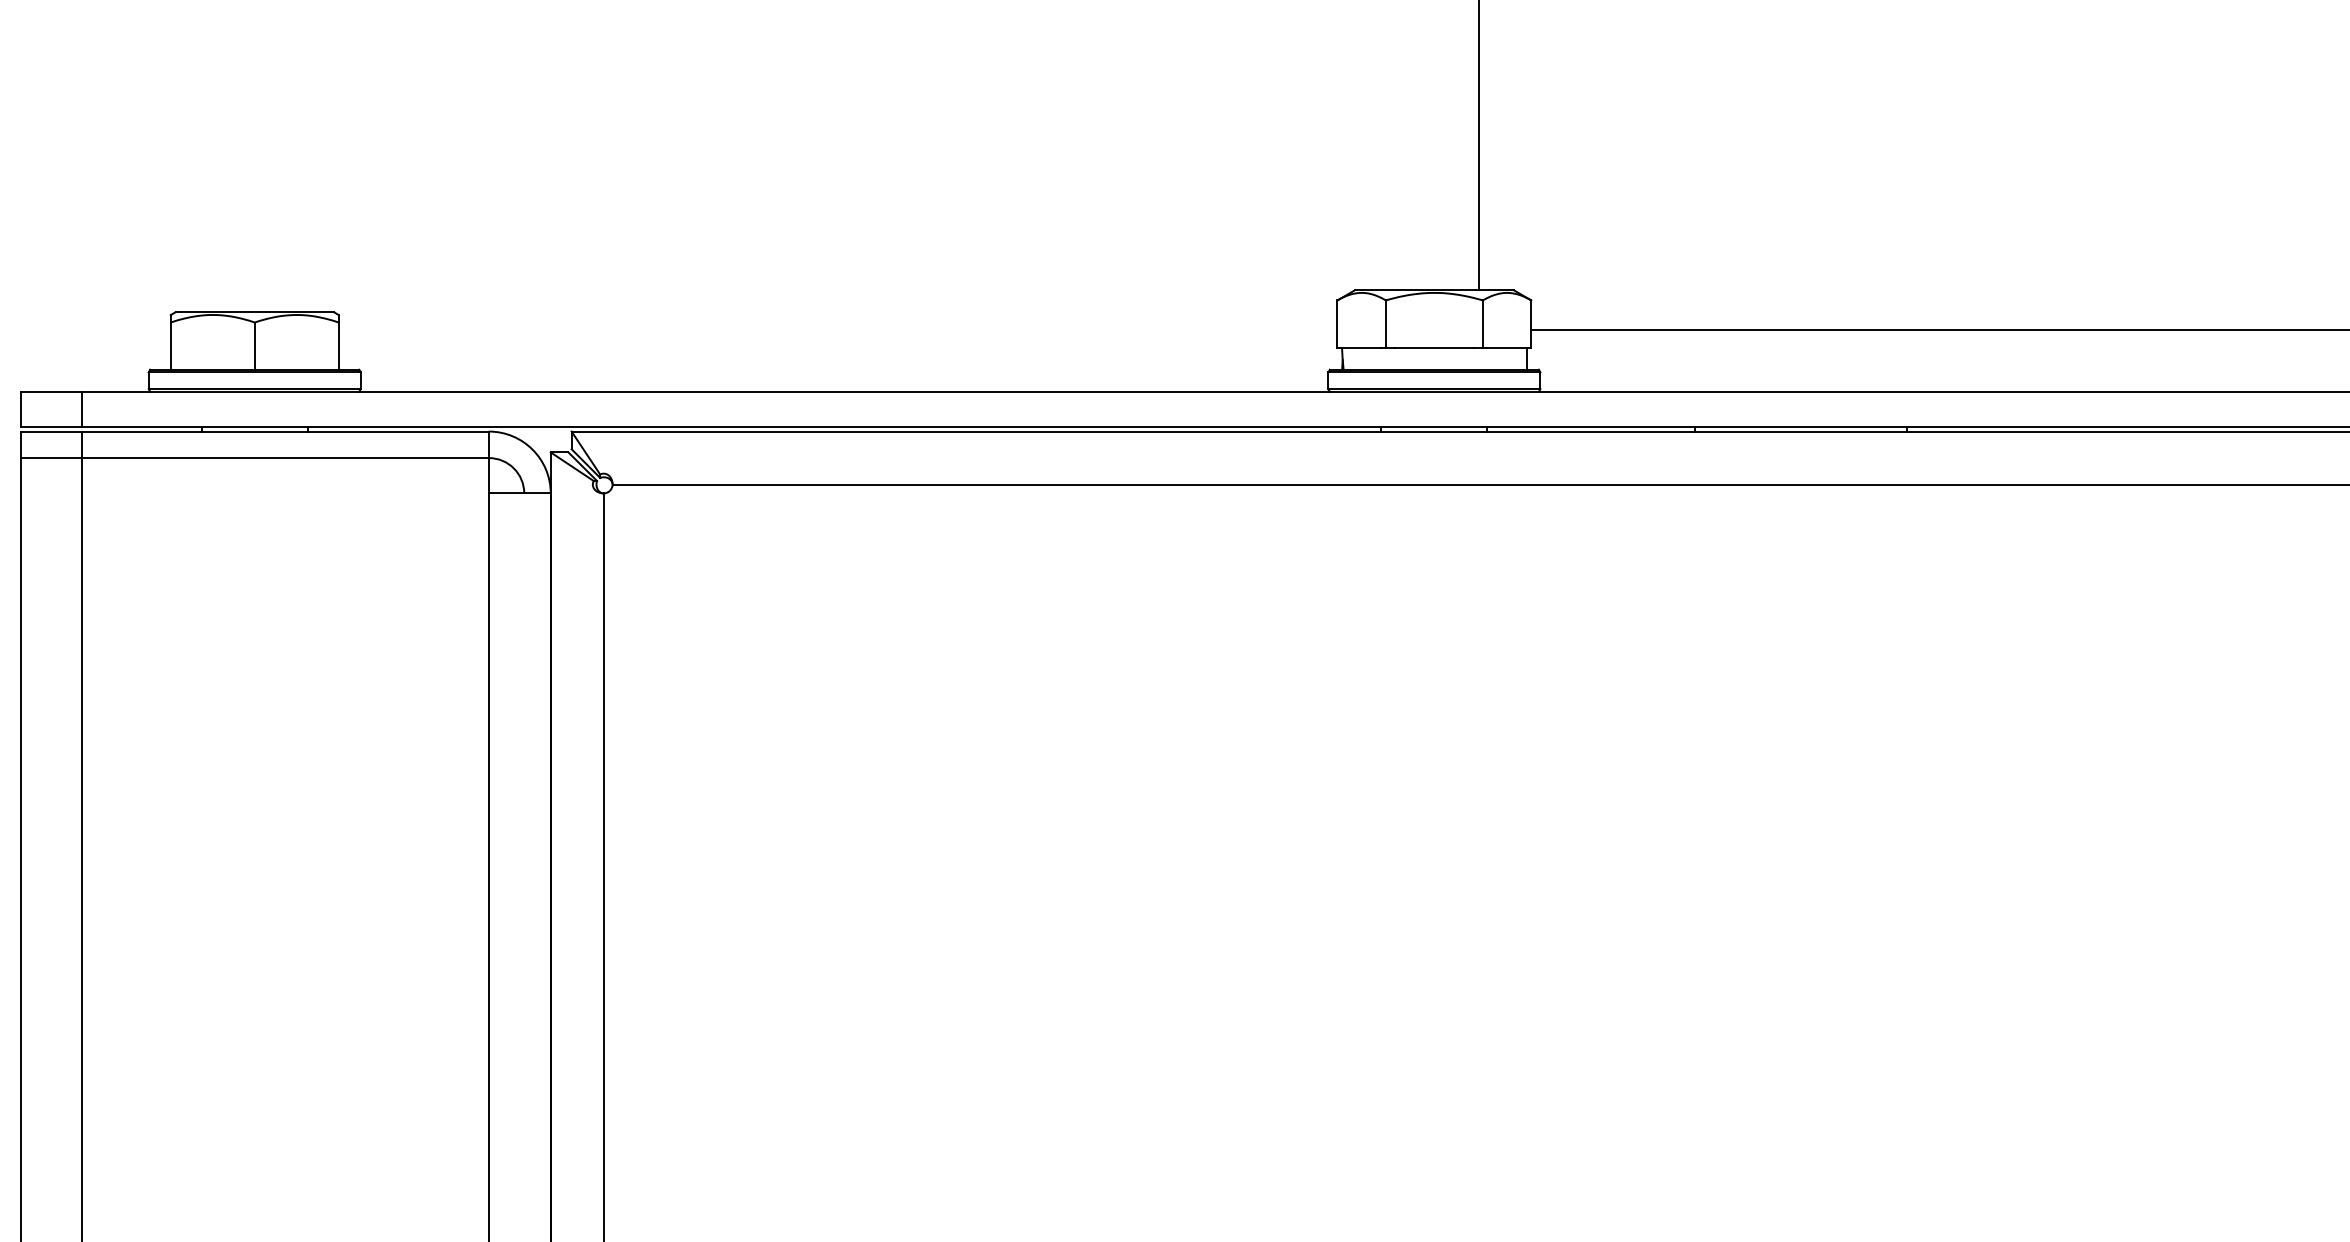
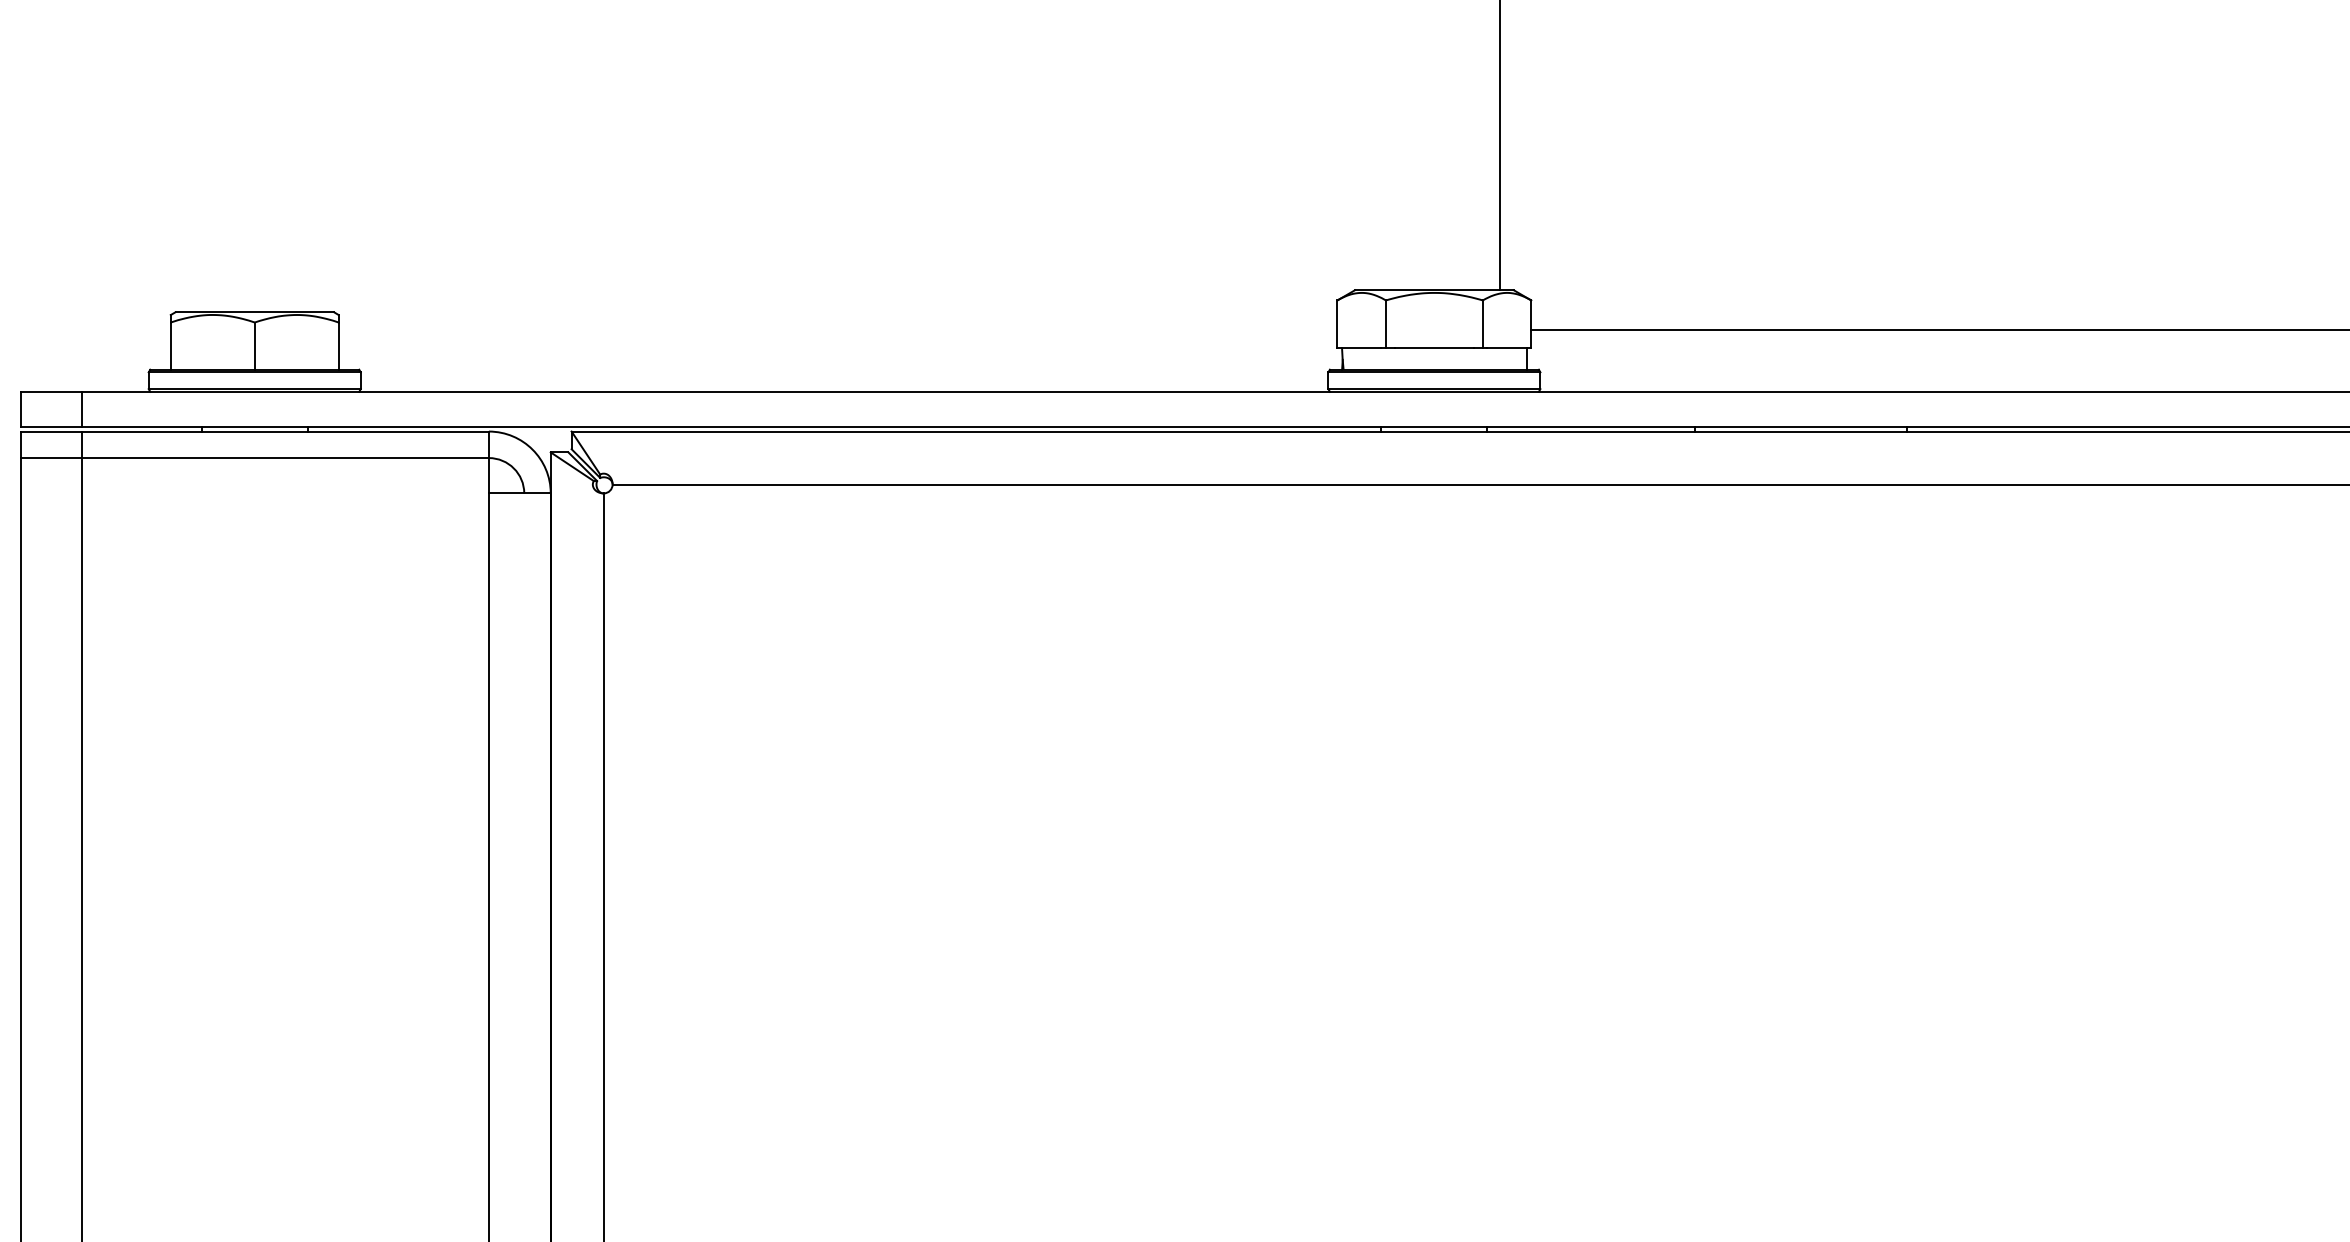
line position: (1478, 146) -> (1499, 146) (1499, 146)
